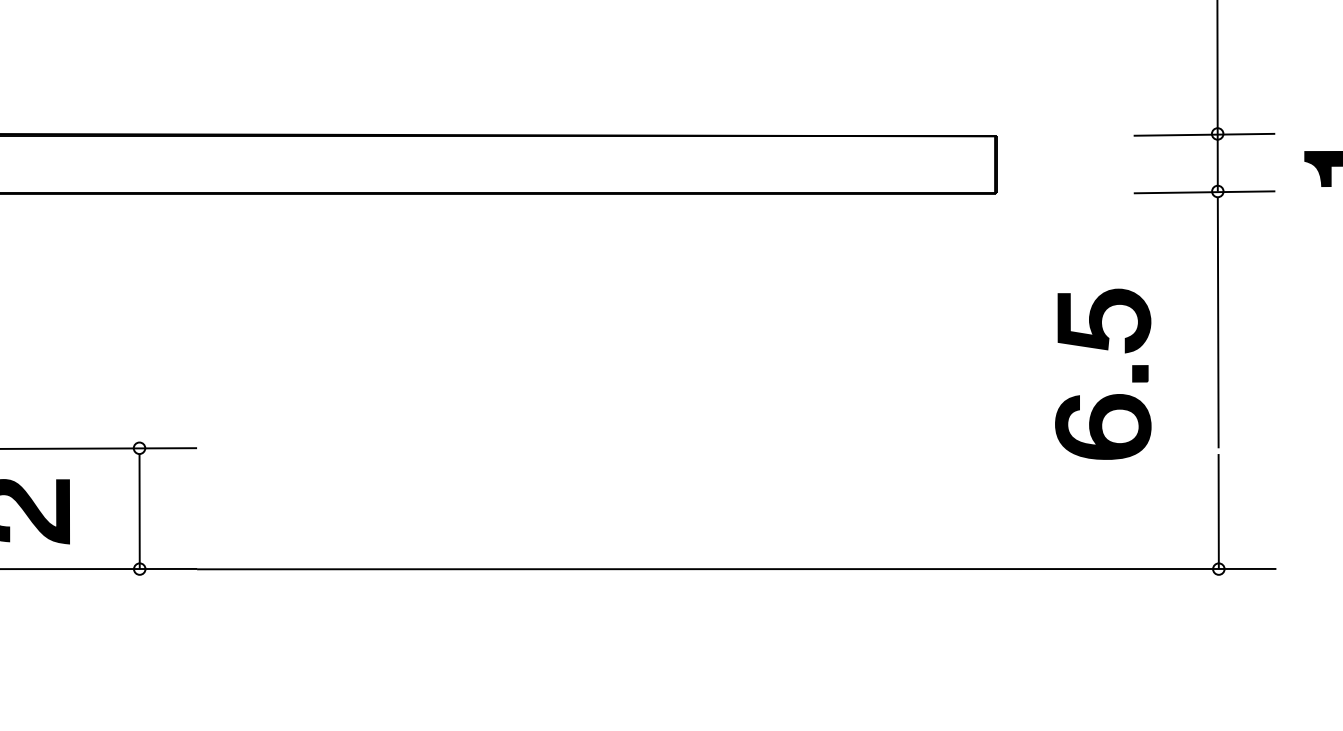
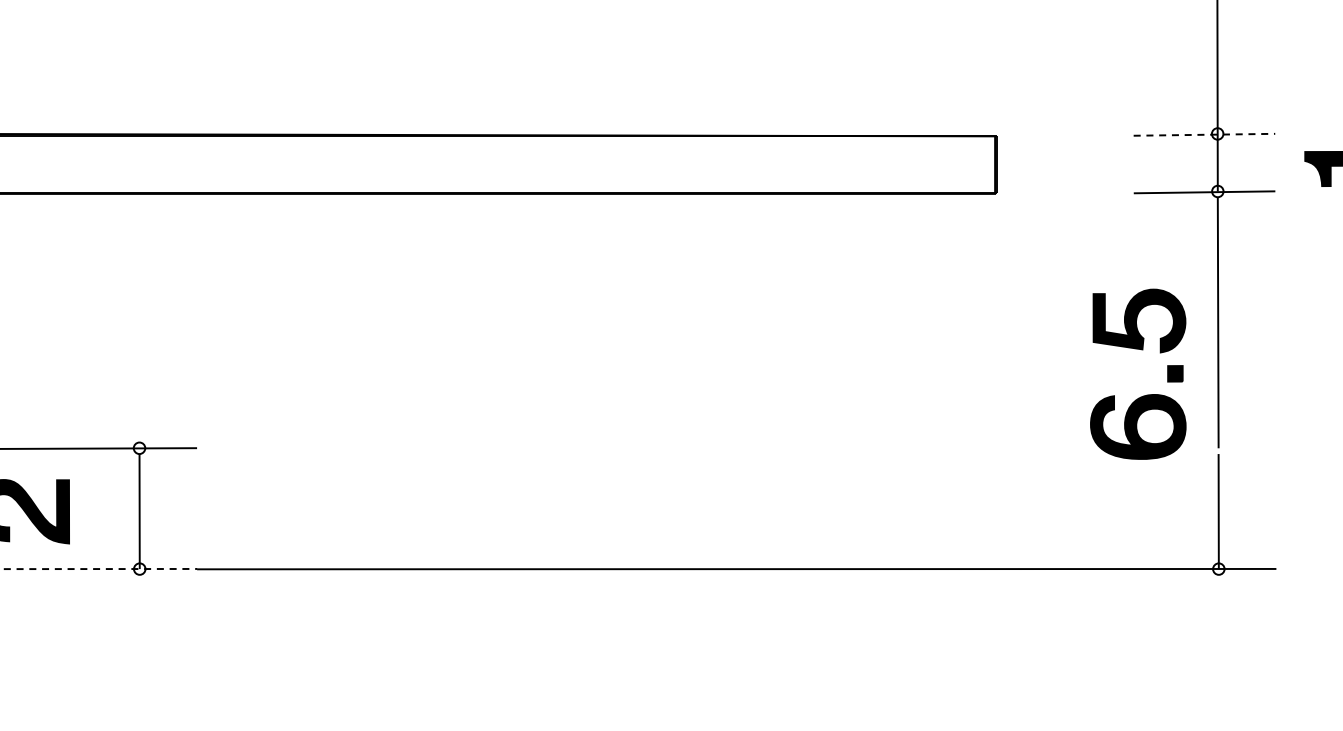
line: solid -> dashed (1204, 134)
part position: (1111, 394) -> (1146, 394) (1146, 394)
line: solid -> dashed (99, 569)
